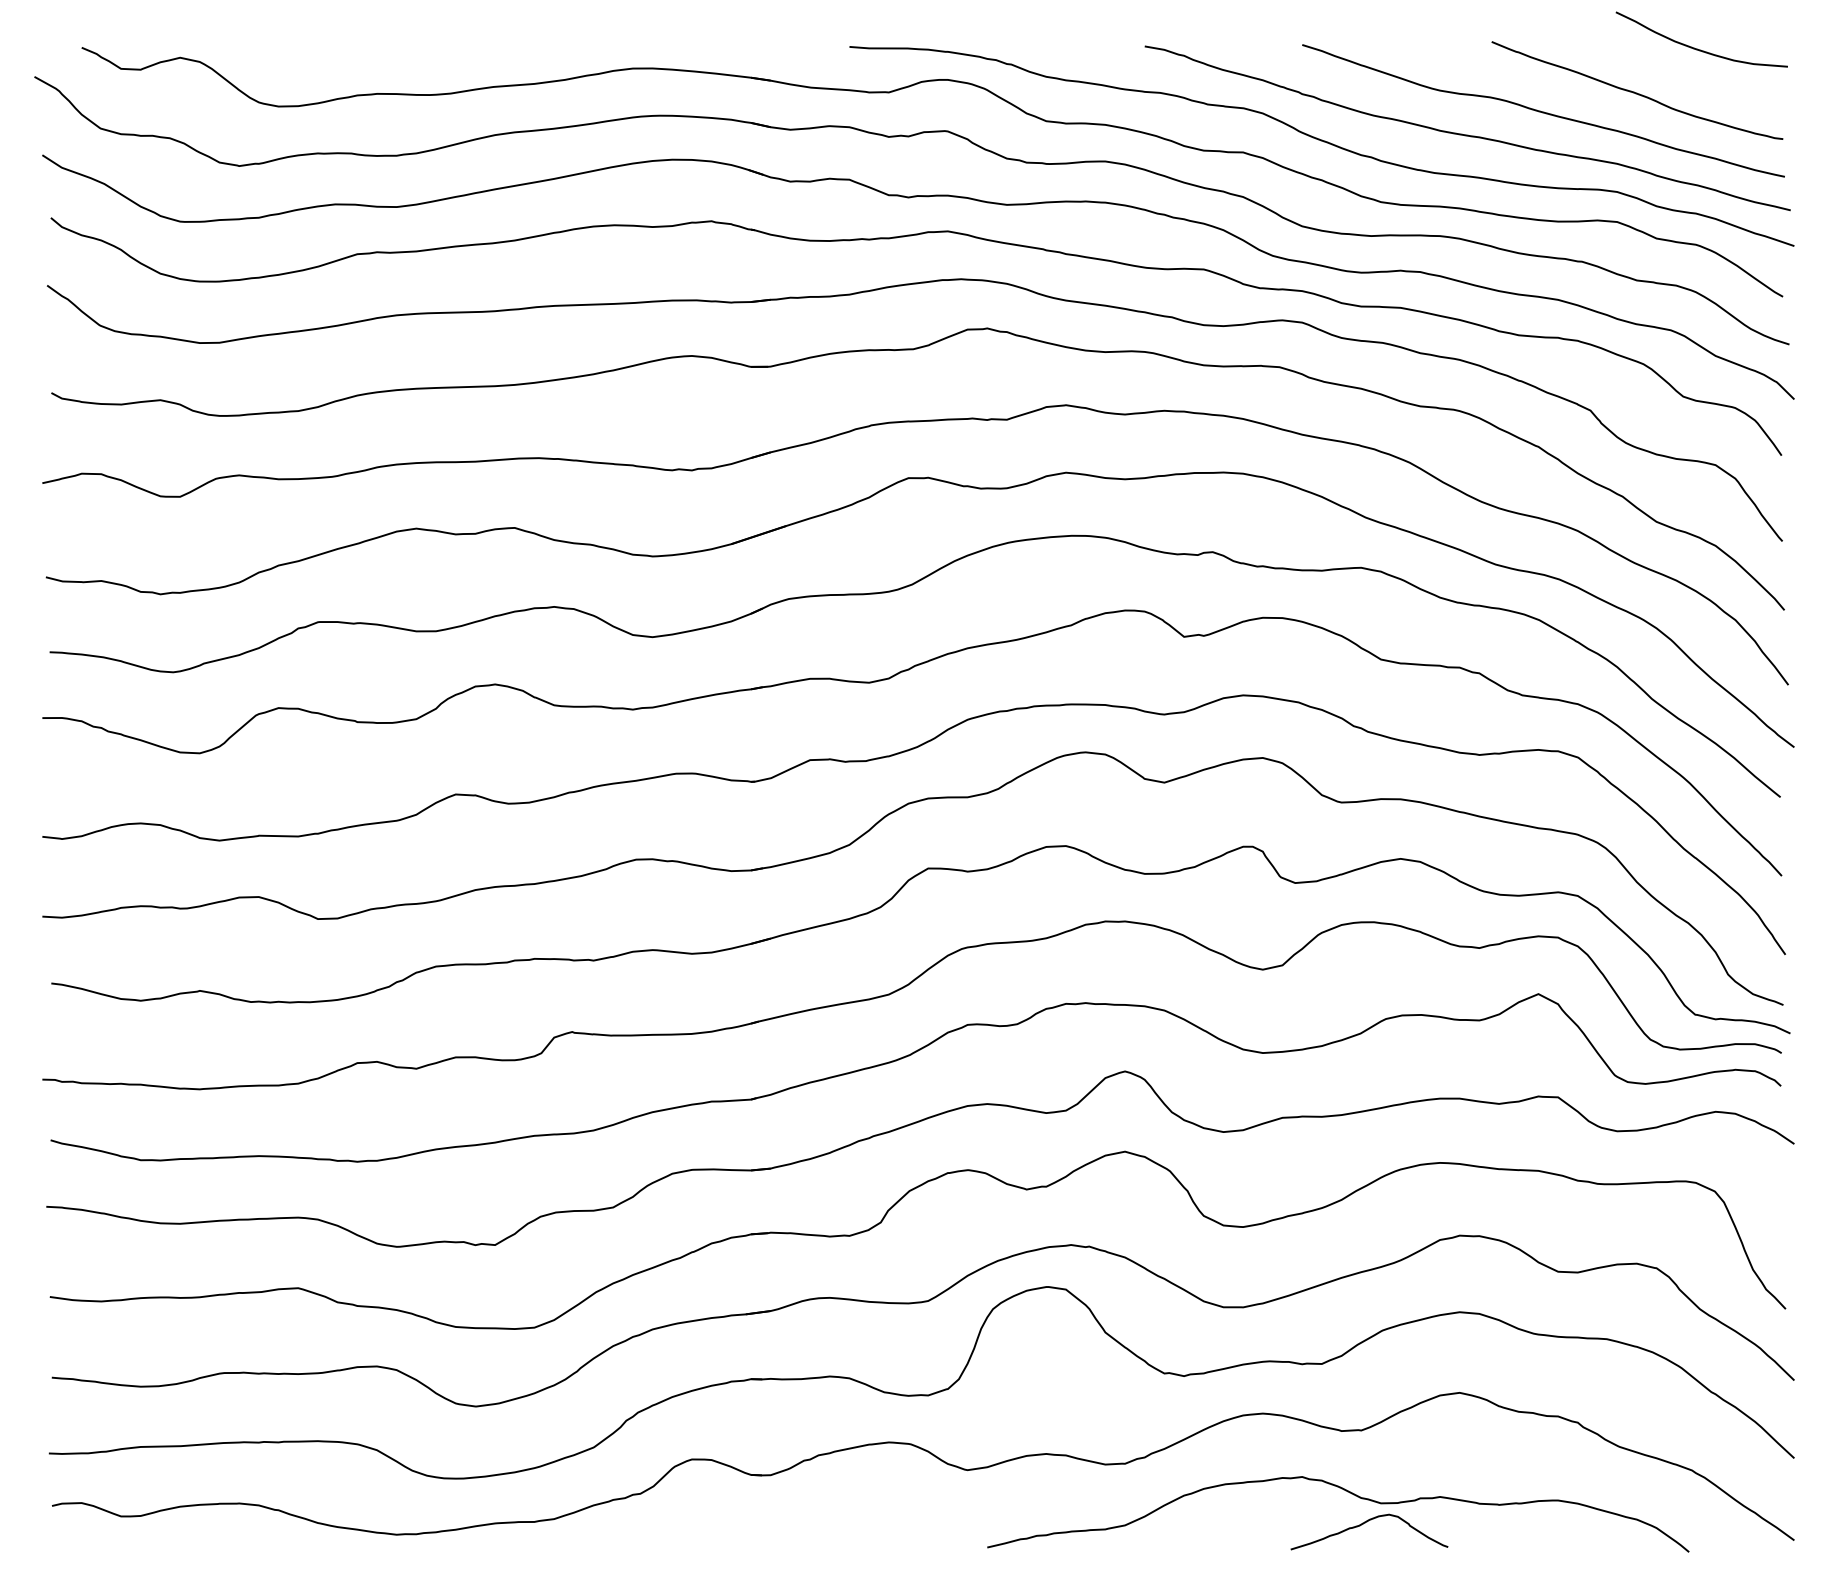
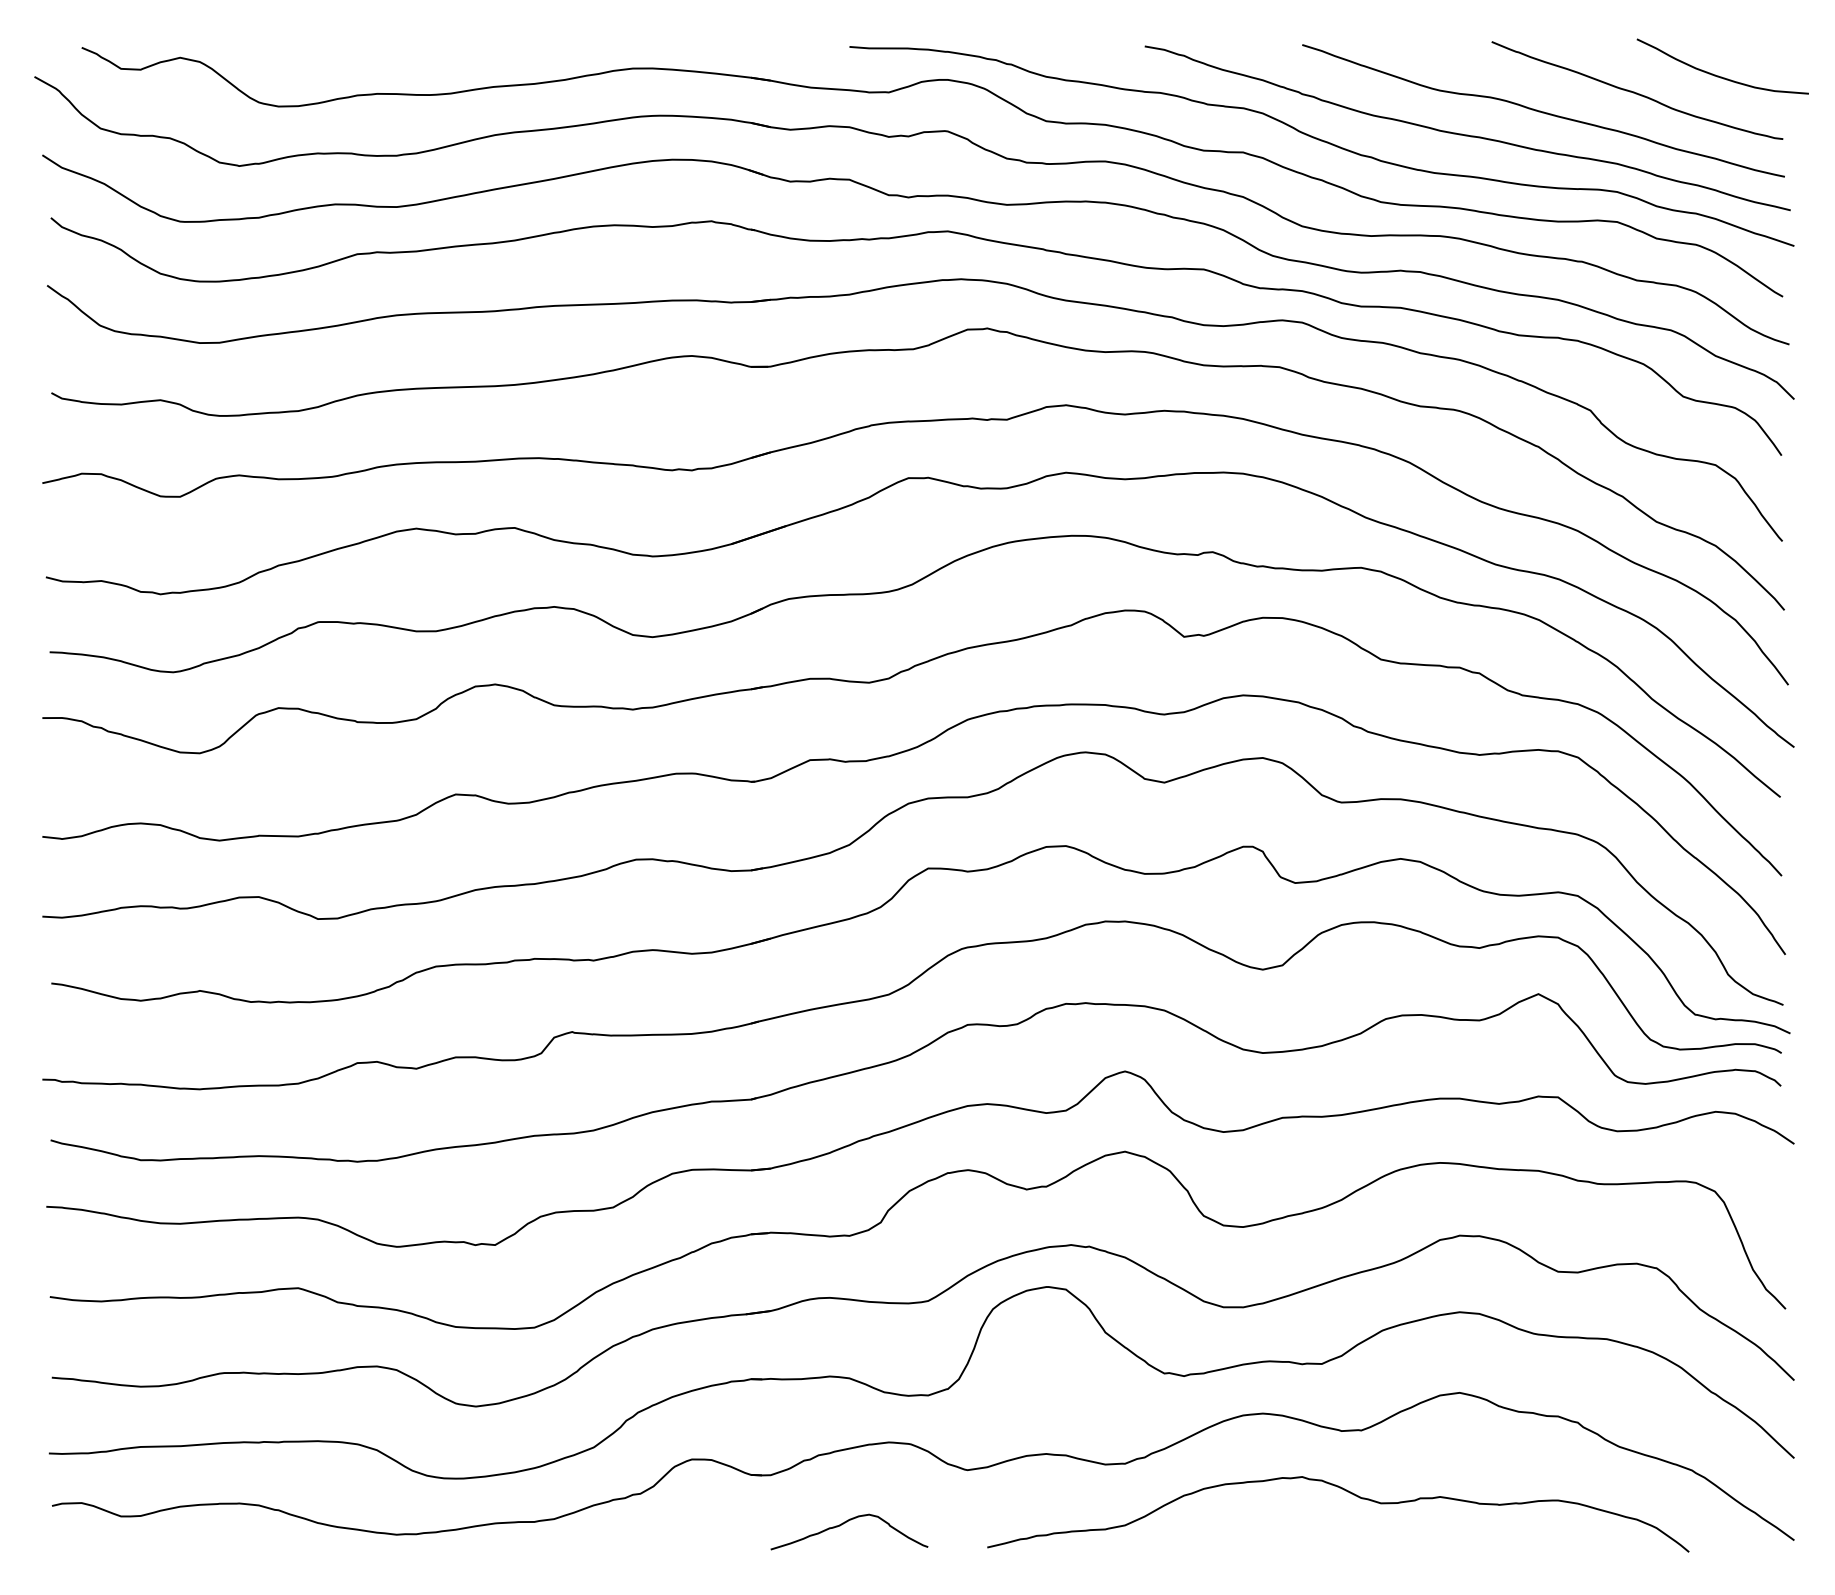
curve position: (1697, 48) -> (1718, 75) (1718, 75)
curve position: (1365, 1523) -> (845, 1523) (845, 1523)
